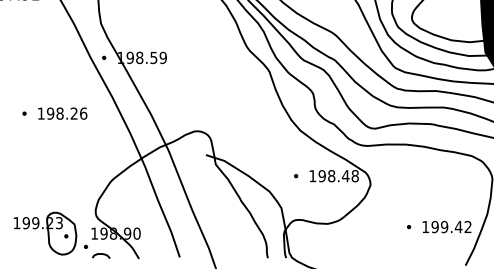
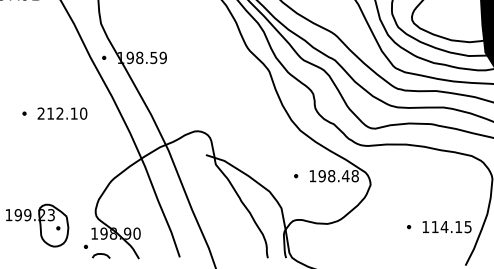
text: 198.26 -> 212.10 (62, 113)
text: 199.42 -> 114.15 (451, 226)
part position: (45, 233) -> (37, 225) (37, 225)
